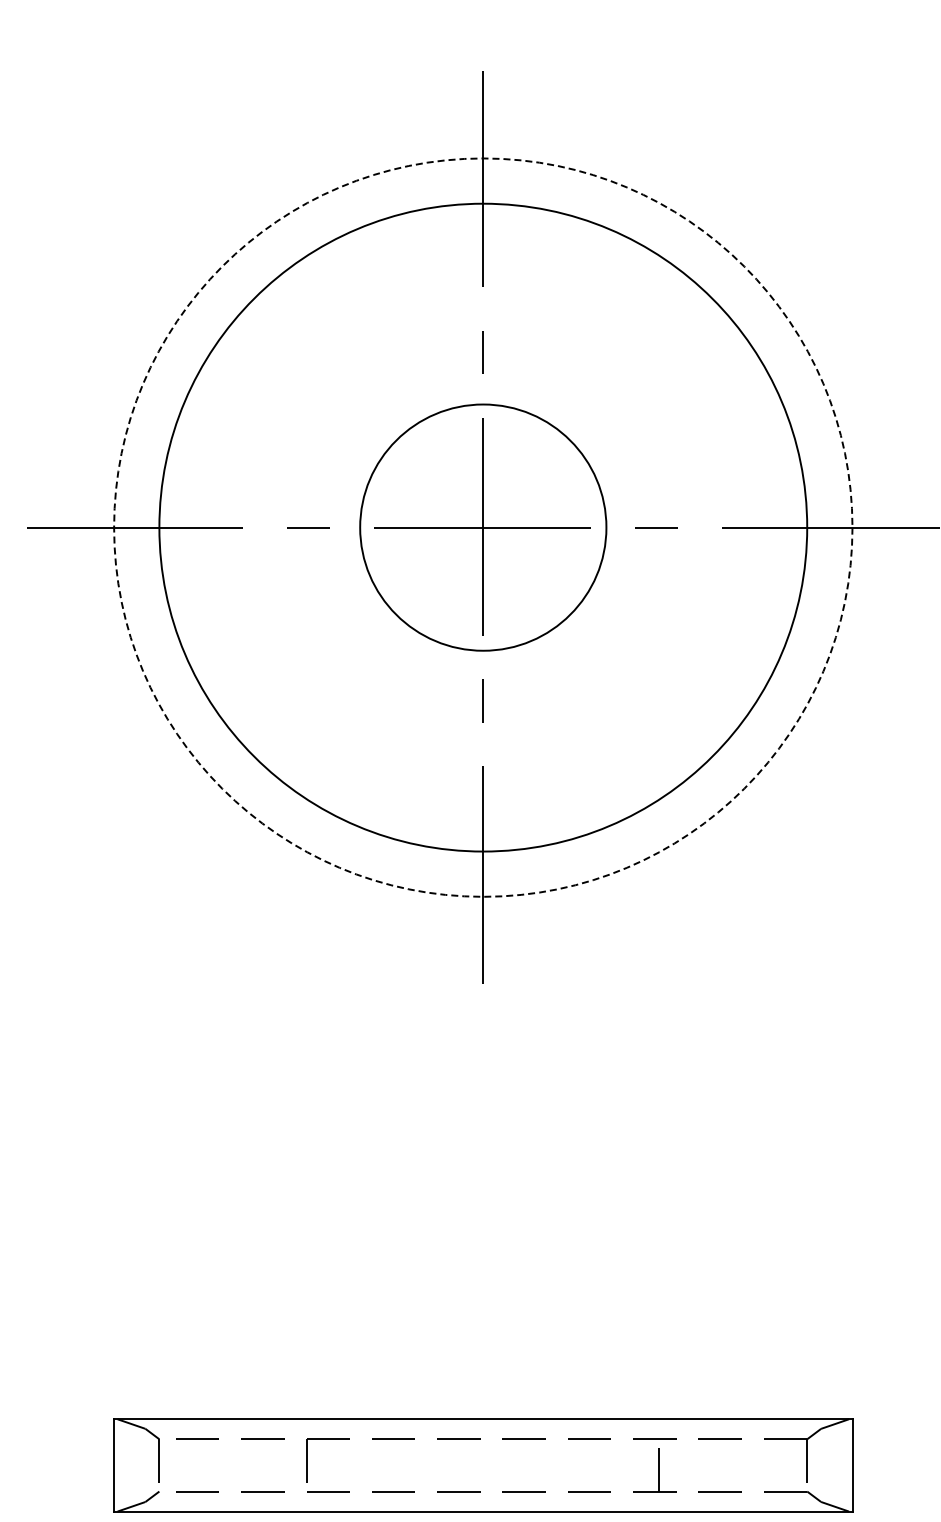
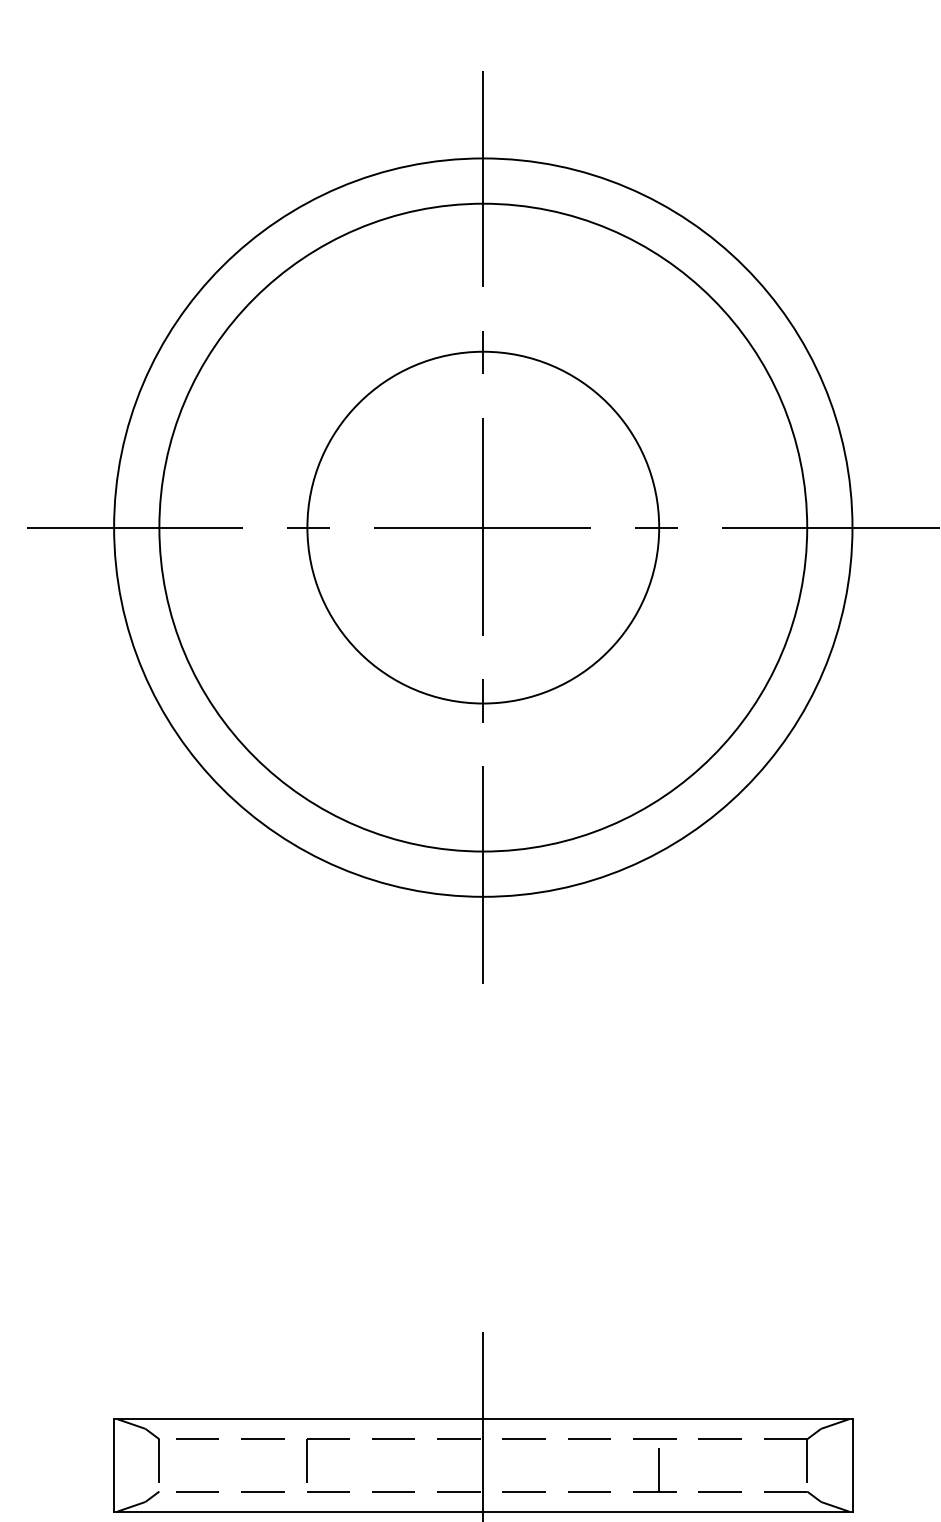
circle diameter: 246 px -> 352 px (483, 527)
circle: dashed -> solid (483, 527)
line: none -> present (483, 1425)
